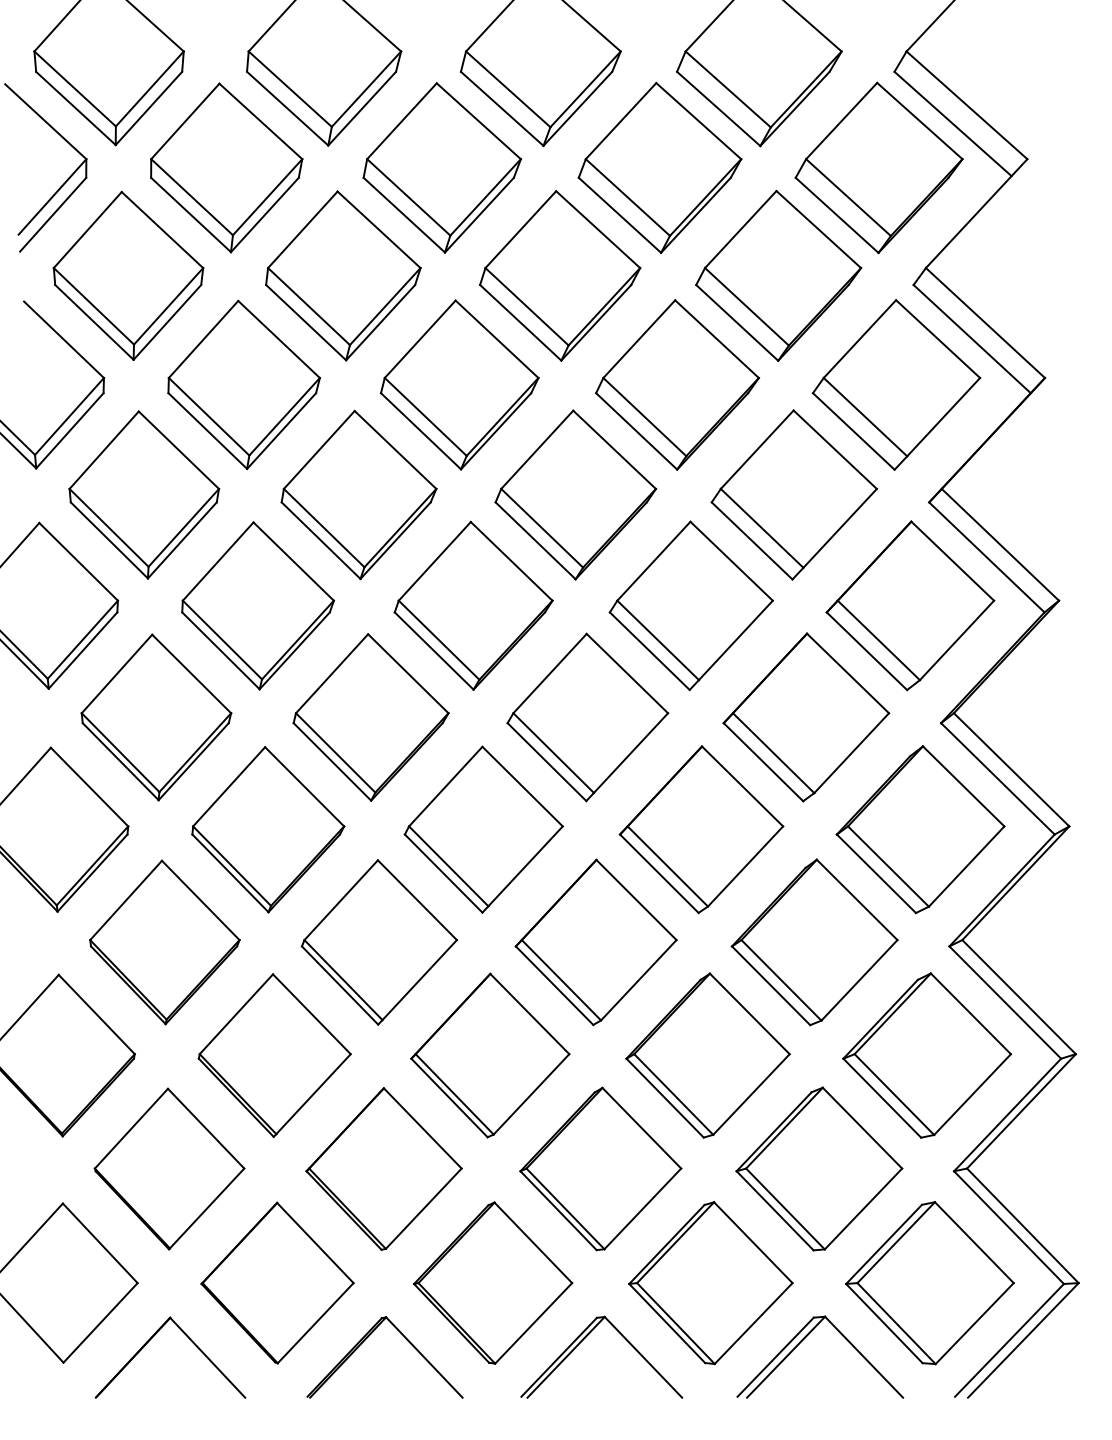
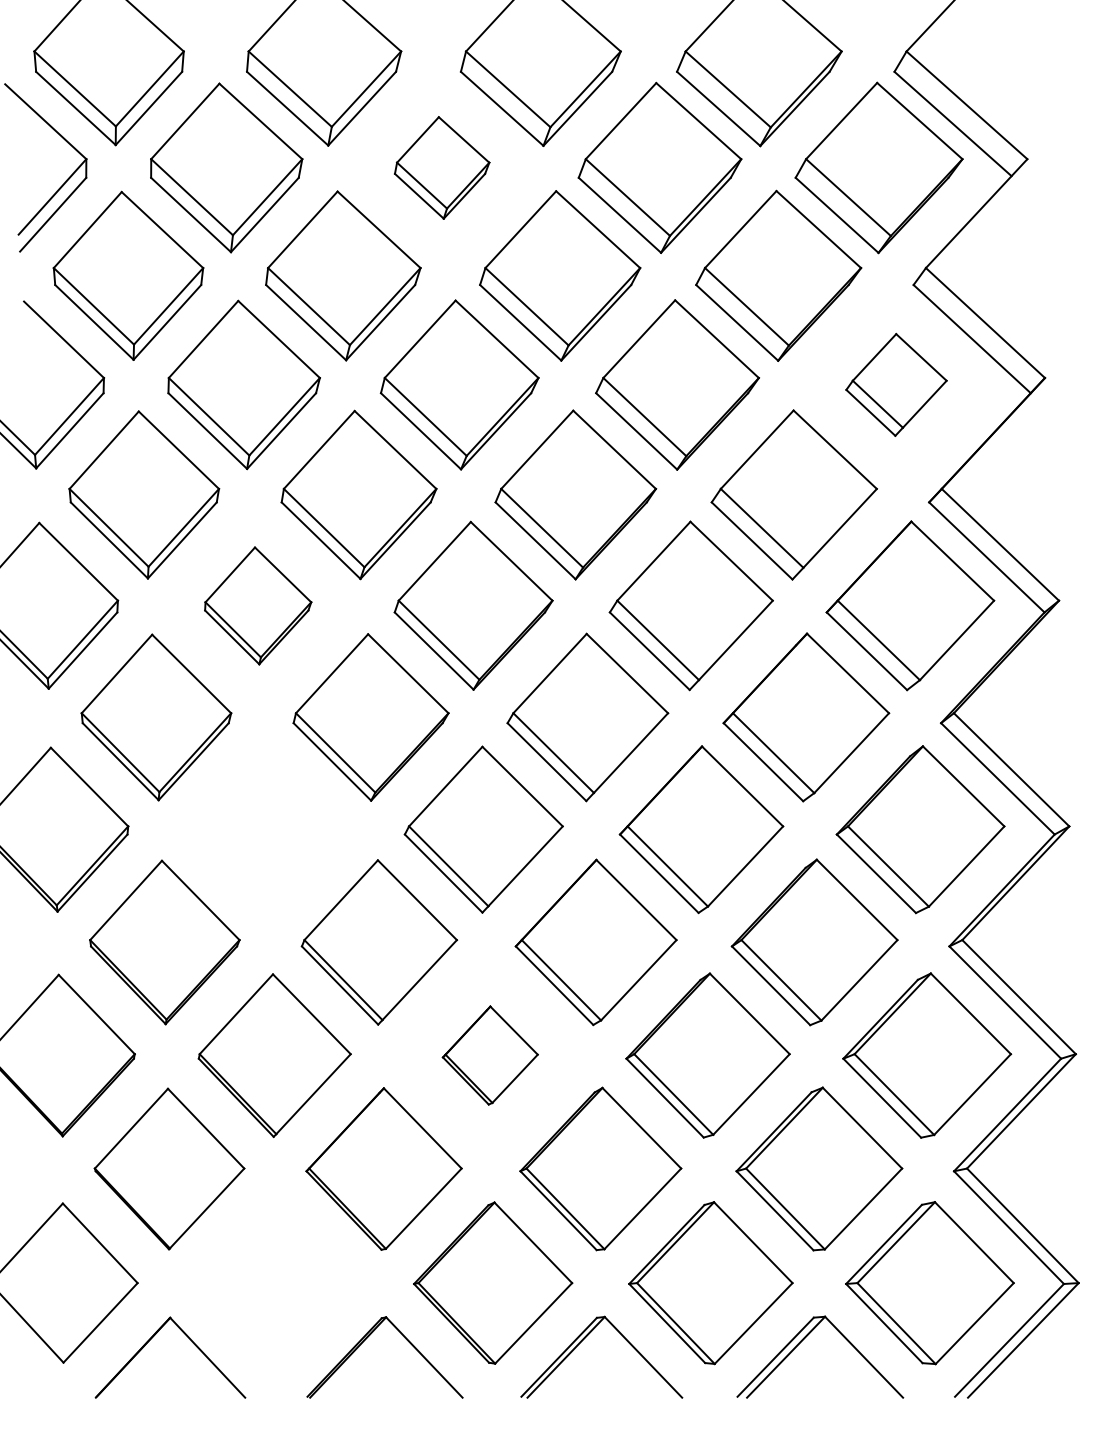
part size: 160x172 px -> 97x104 px (442, 167)
part size: 171x172 px -> 103x104 px (896, 384)
part size: 155x170 px -> 109x120 px (258, 605)
part: present -> none (268, 829)
part size: 161x167 px -> 98x101 px (489, 1055)
part: present -> none (277, 1282)
